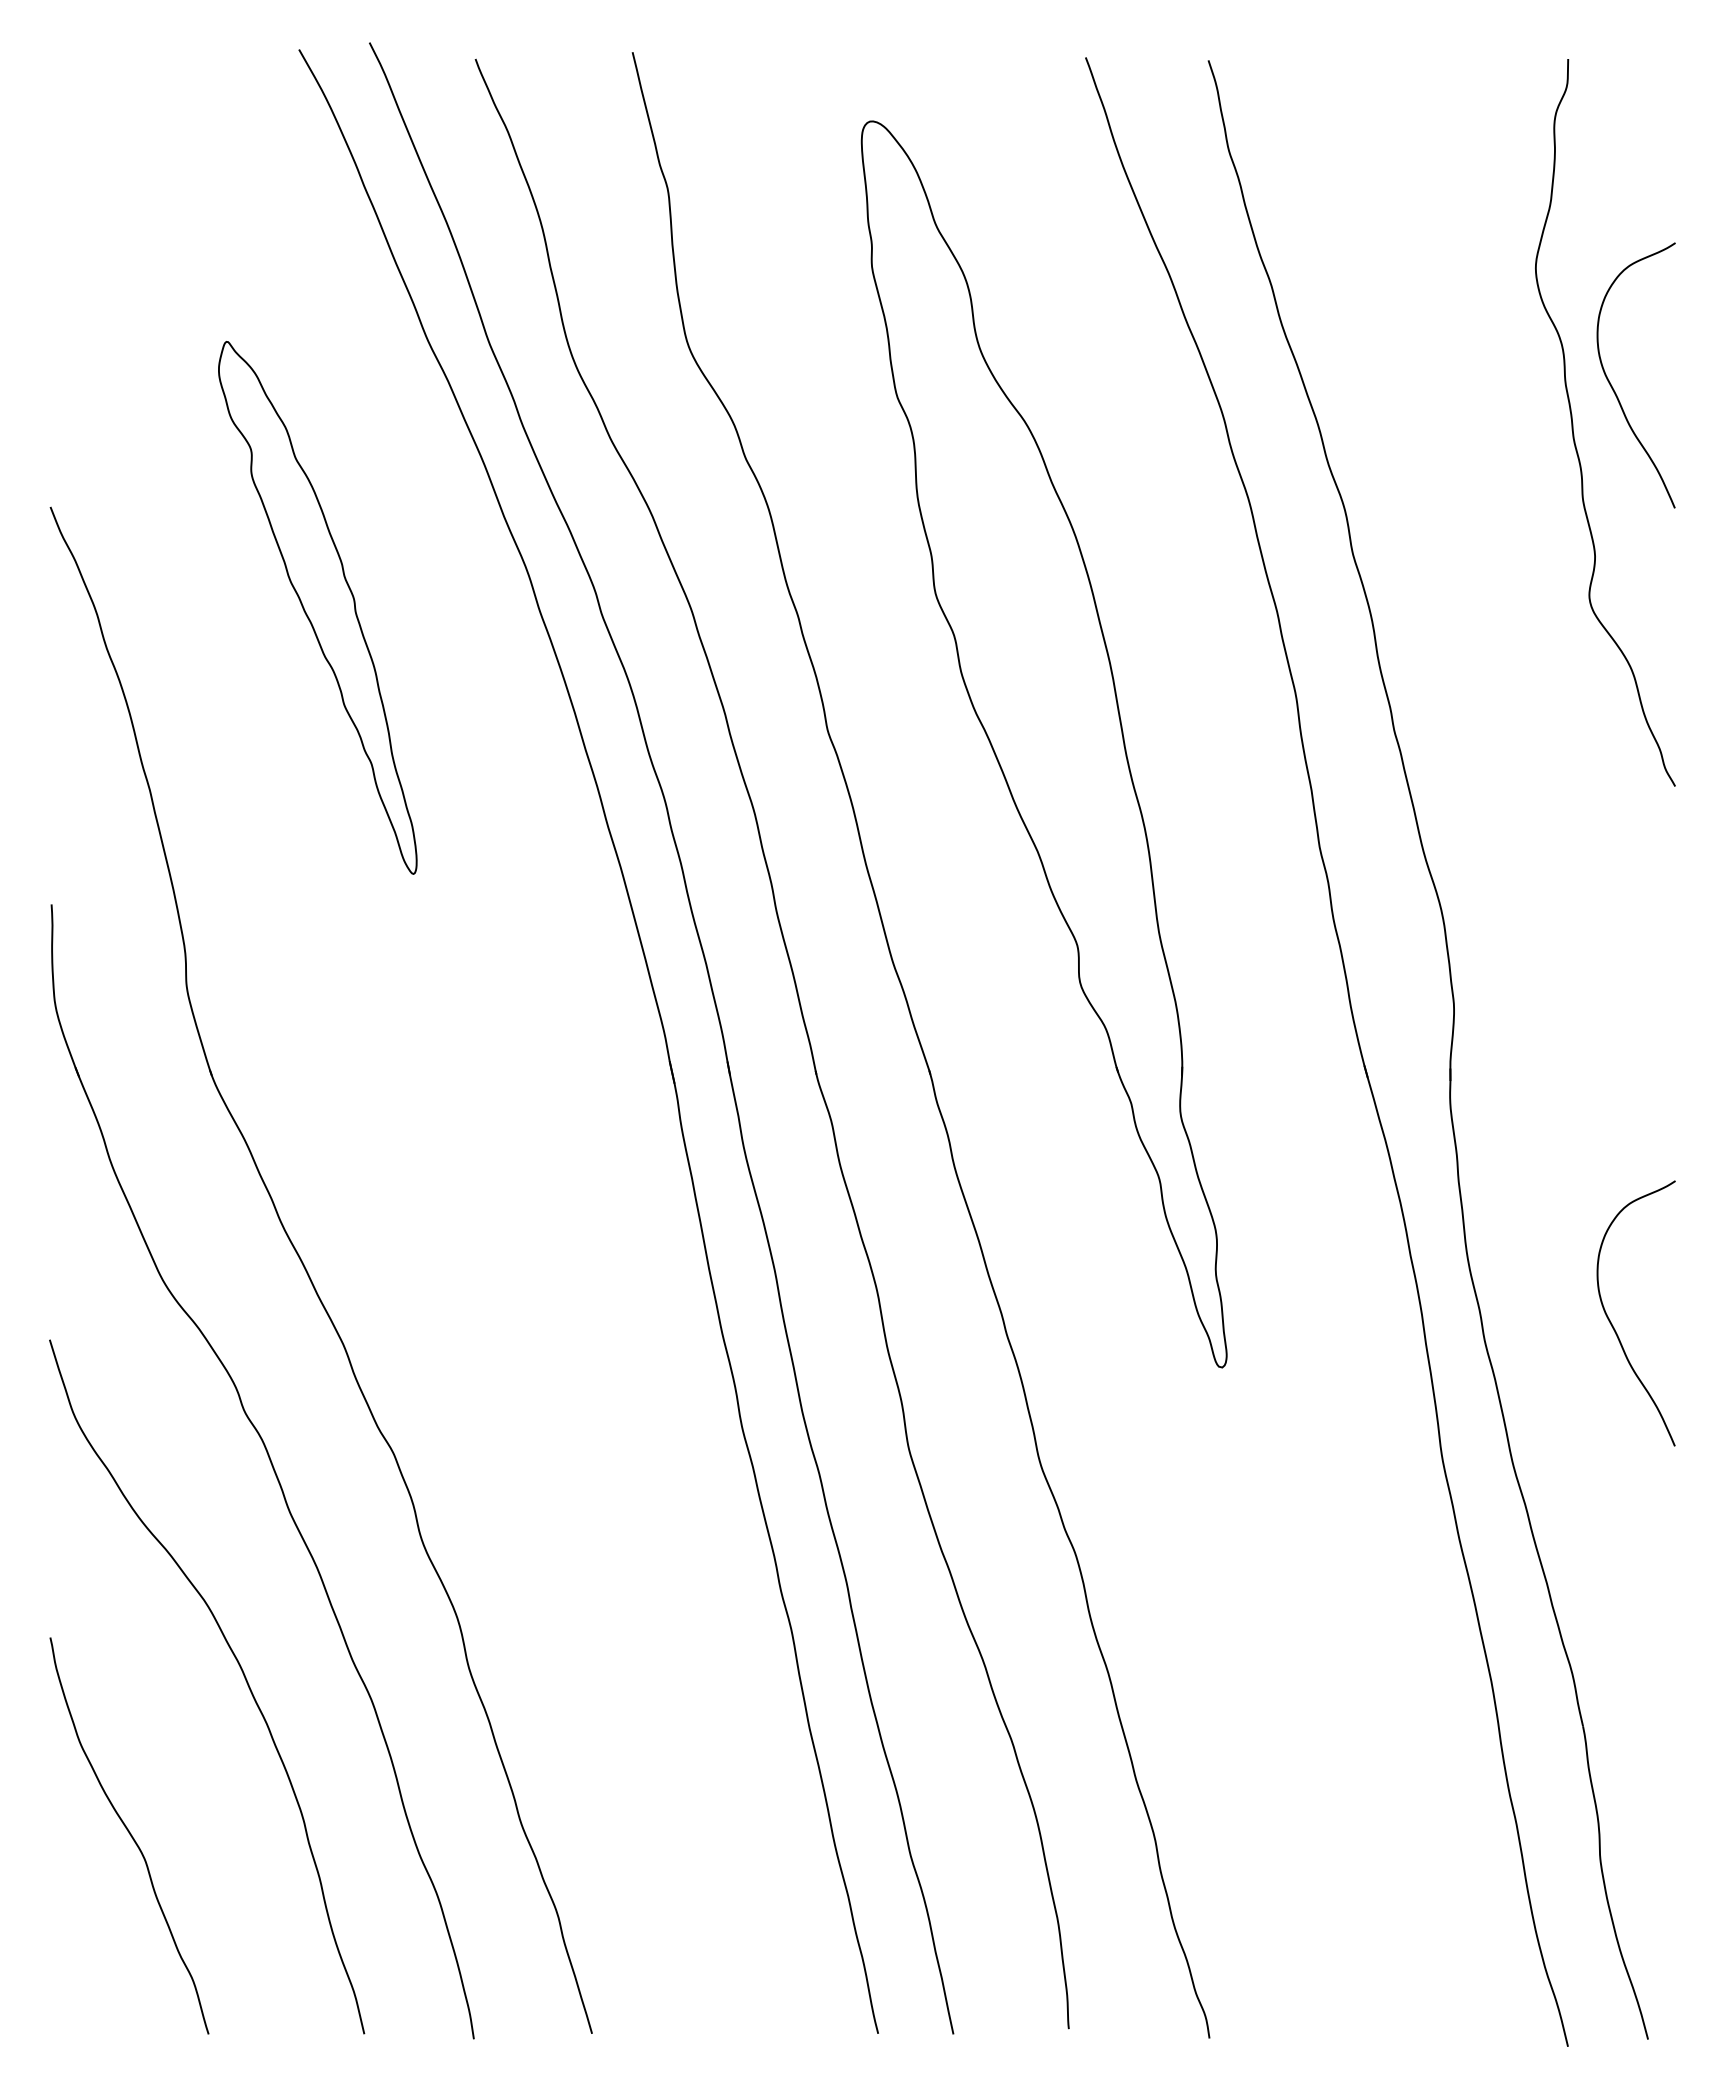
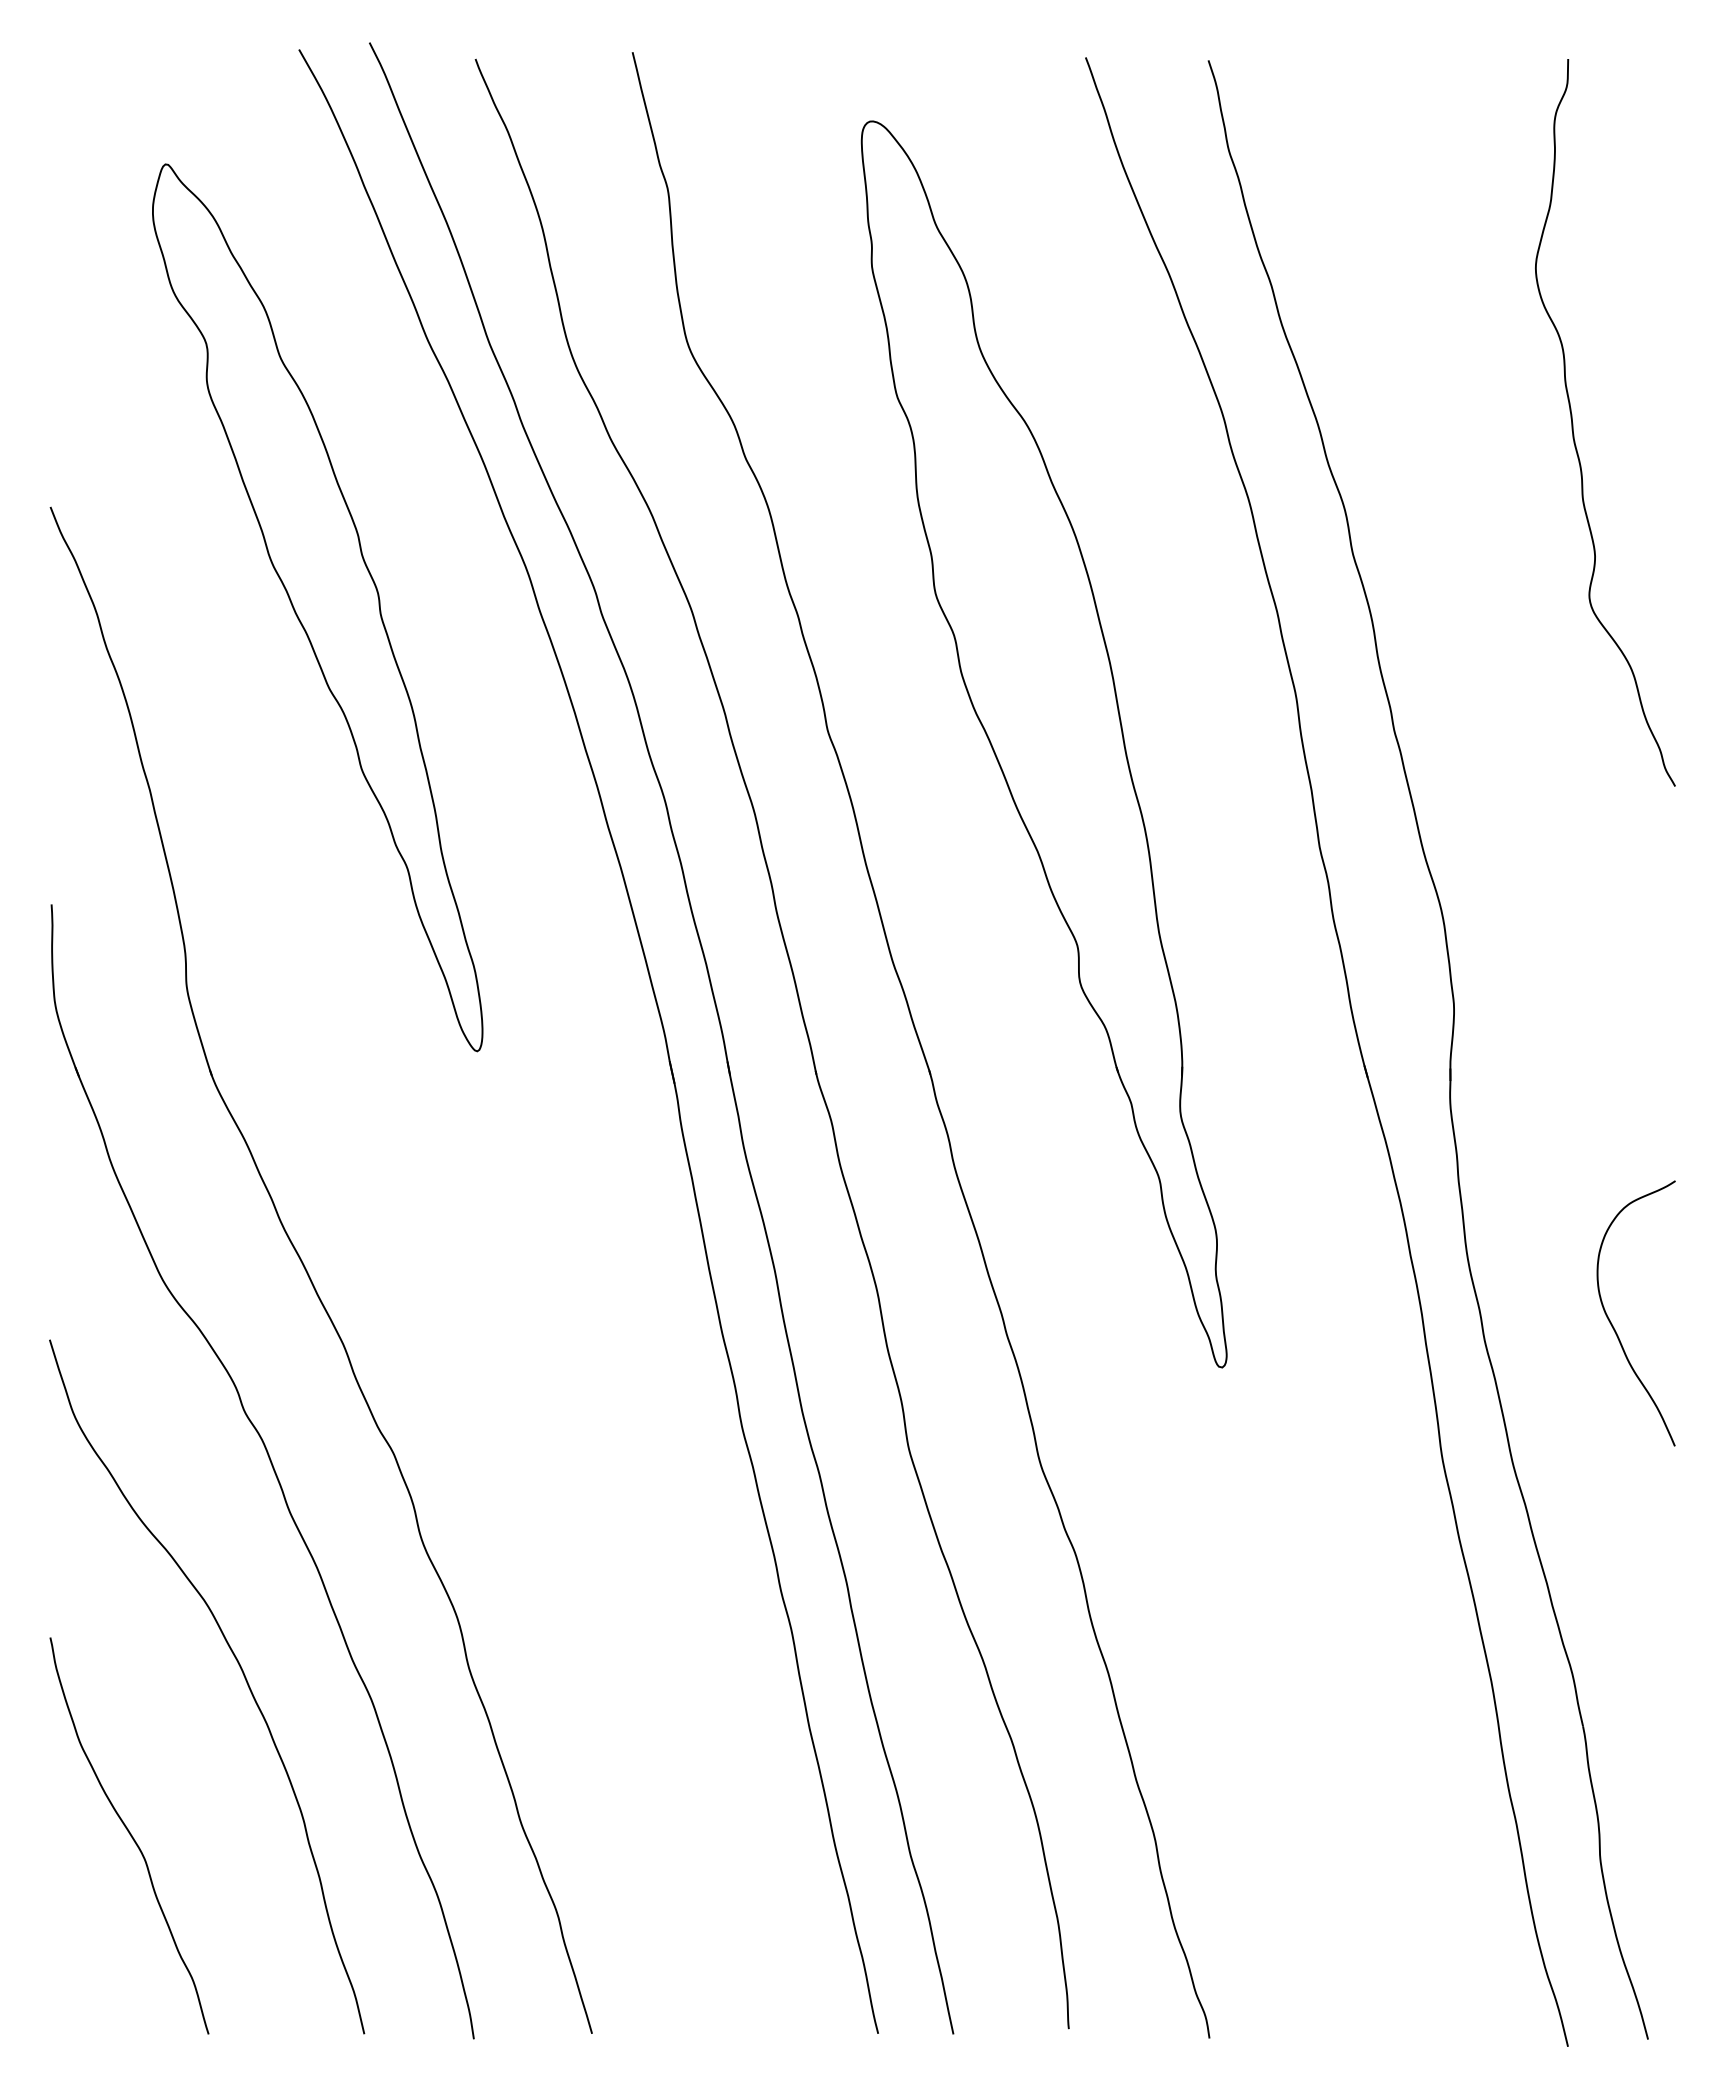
curve: present -> none (1613, 387)
part size: 200x534 px -> 332x890 px (317, 607)
